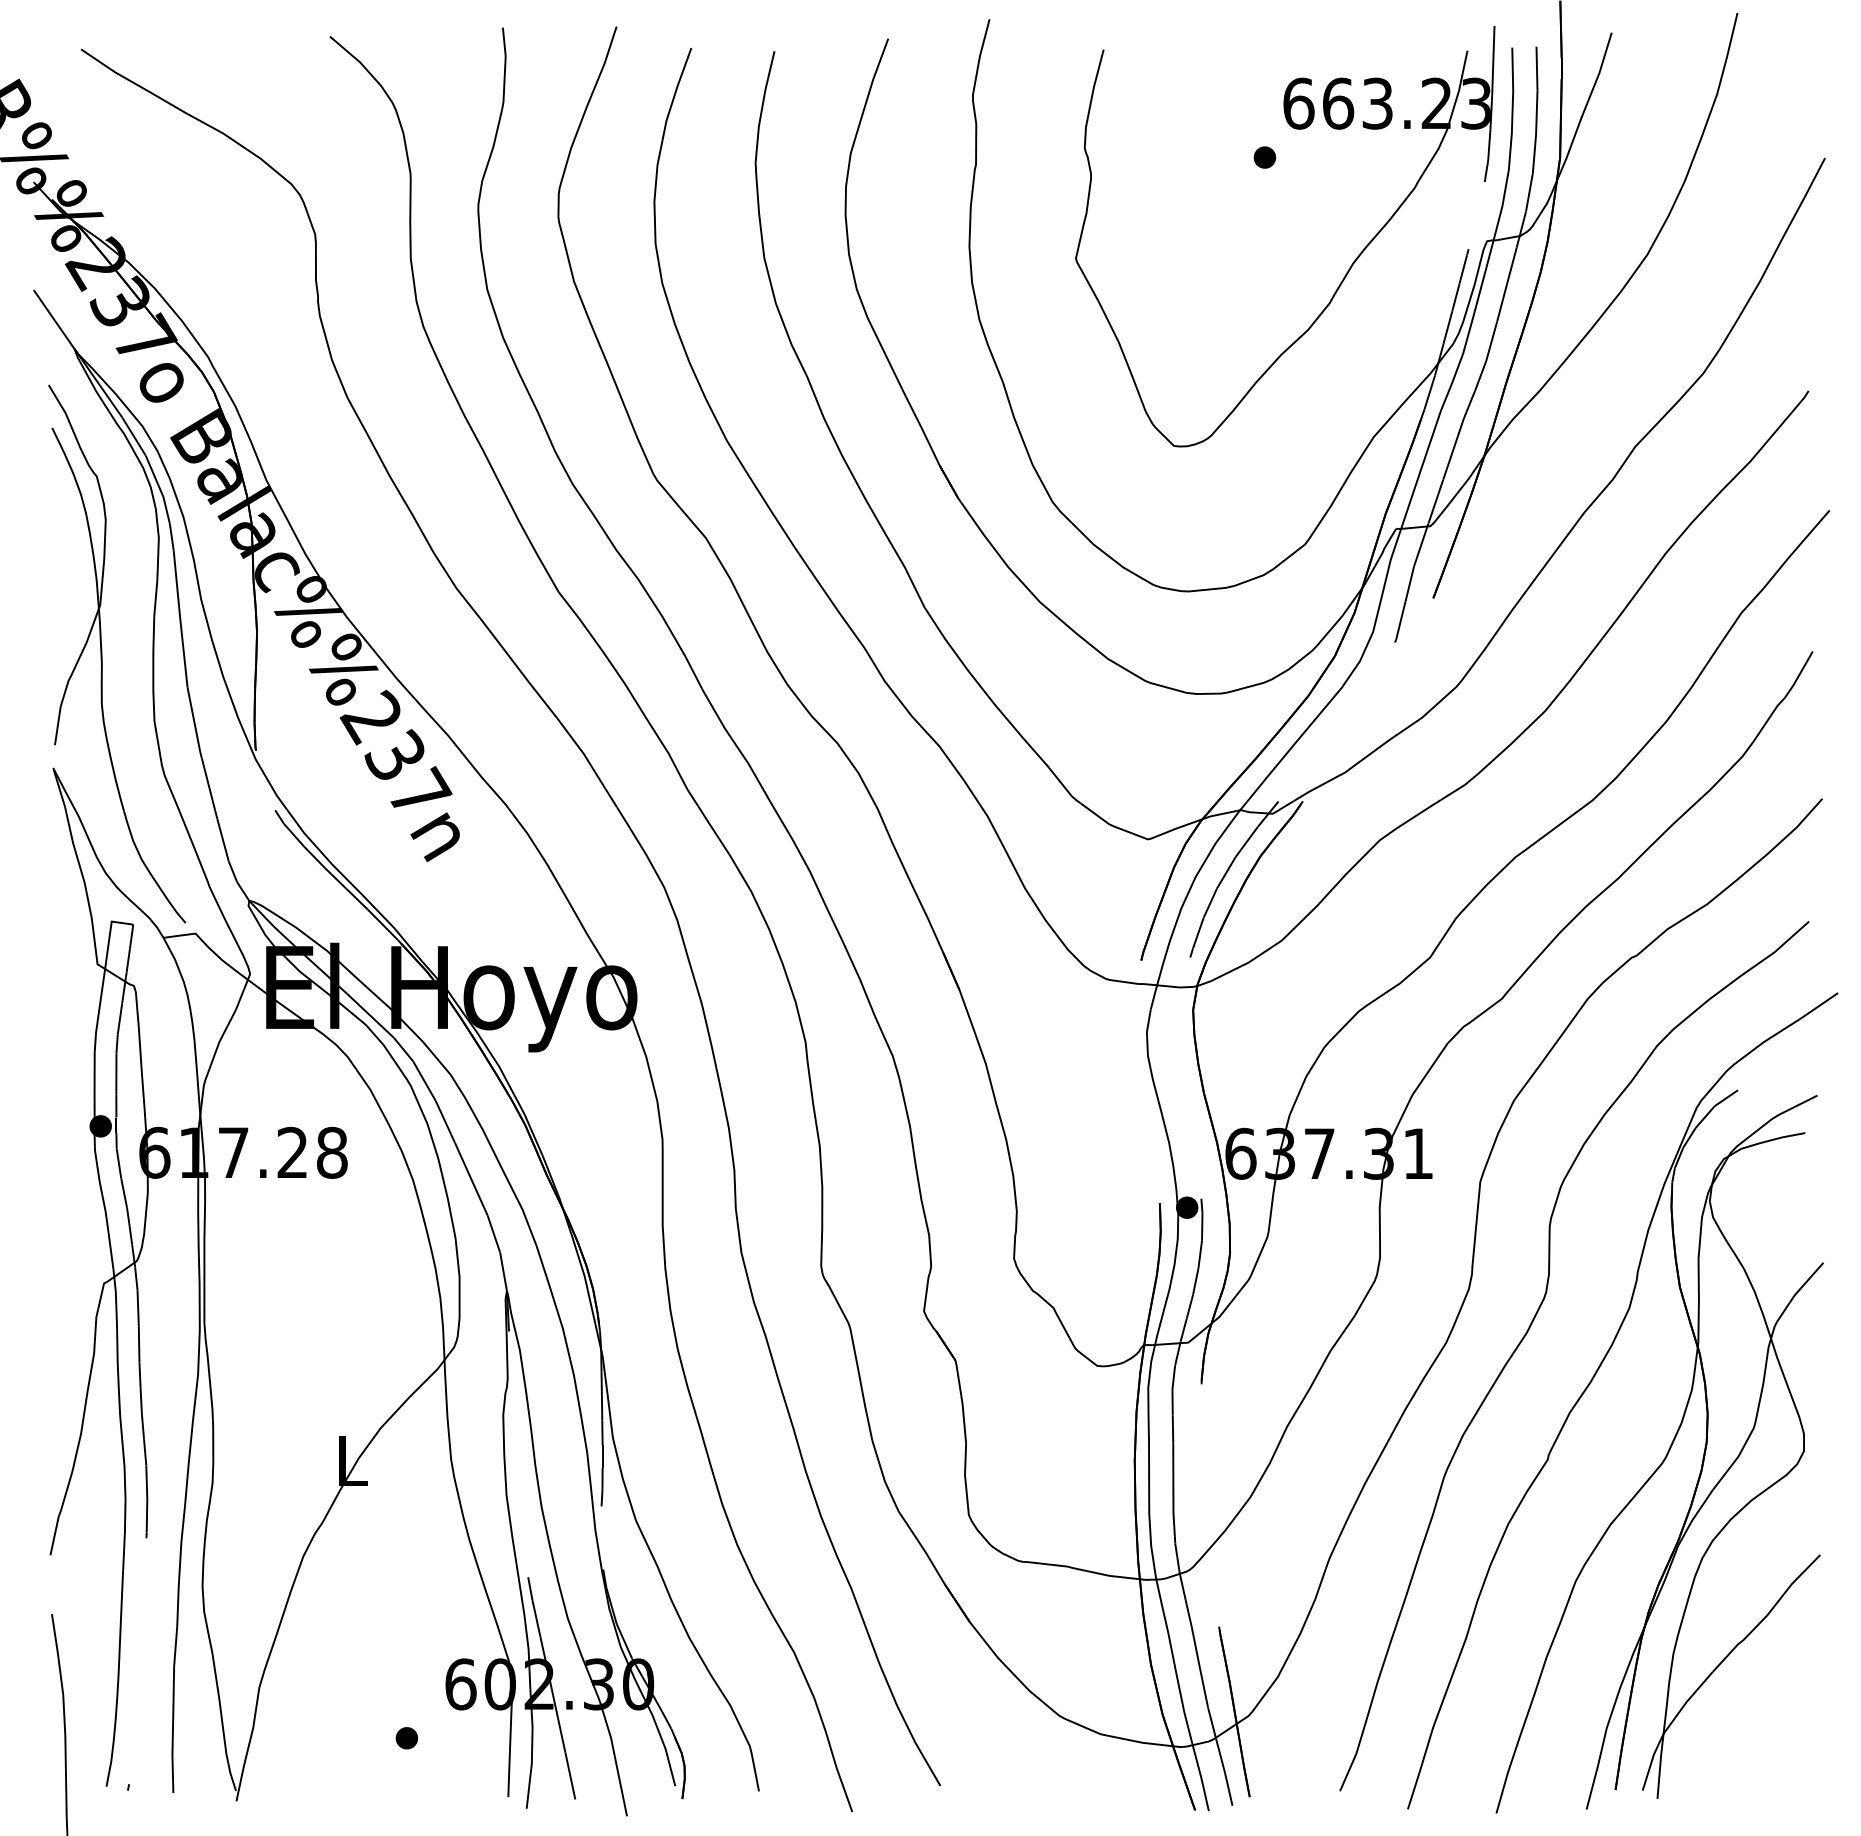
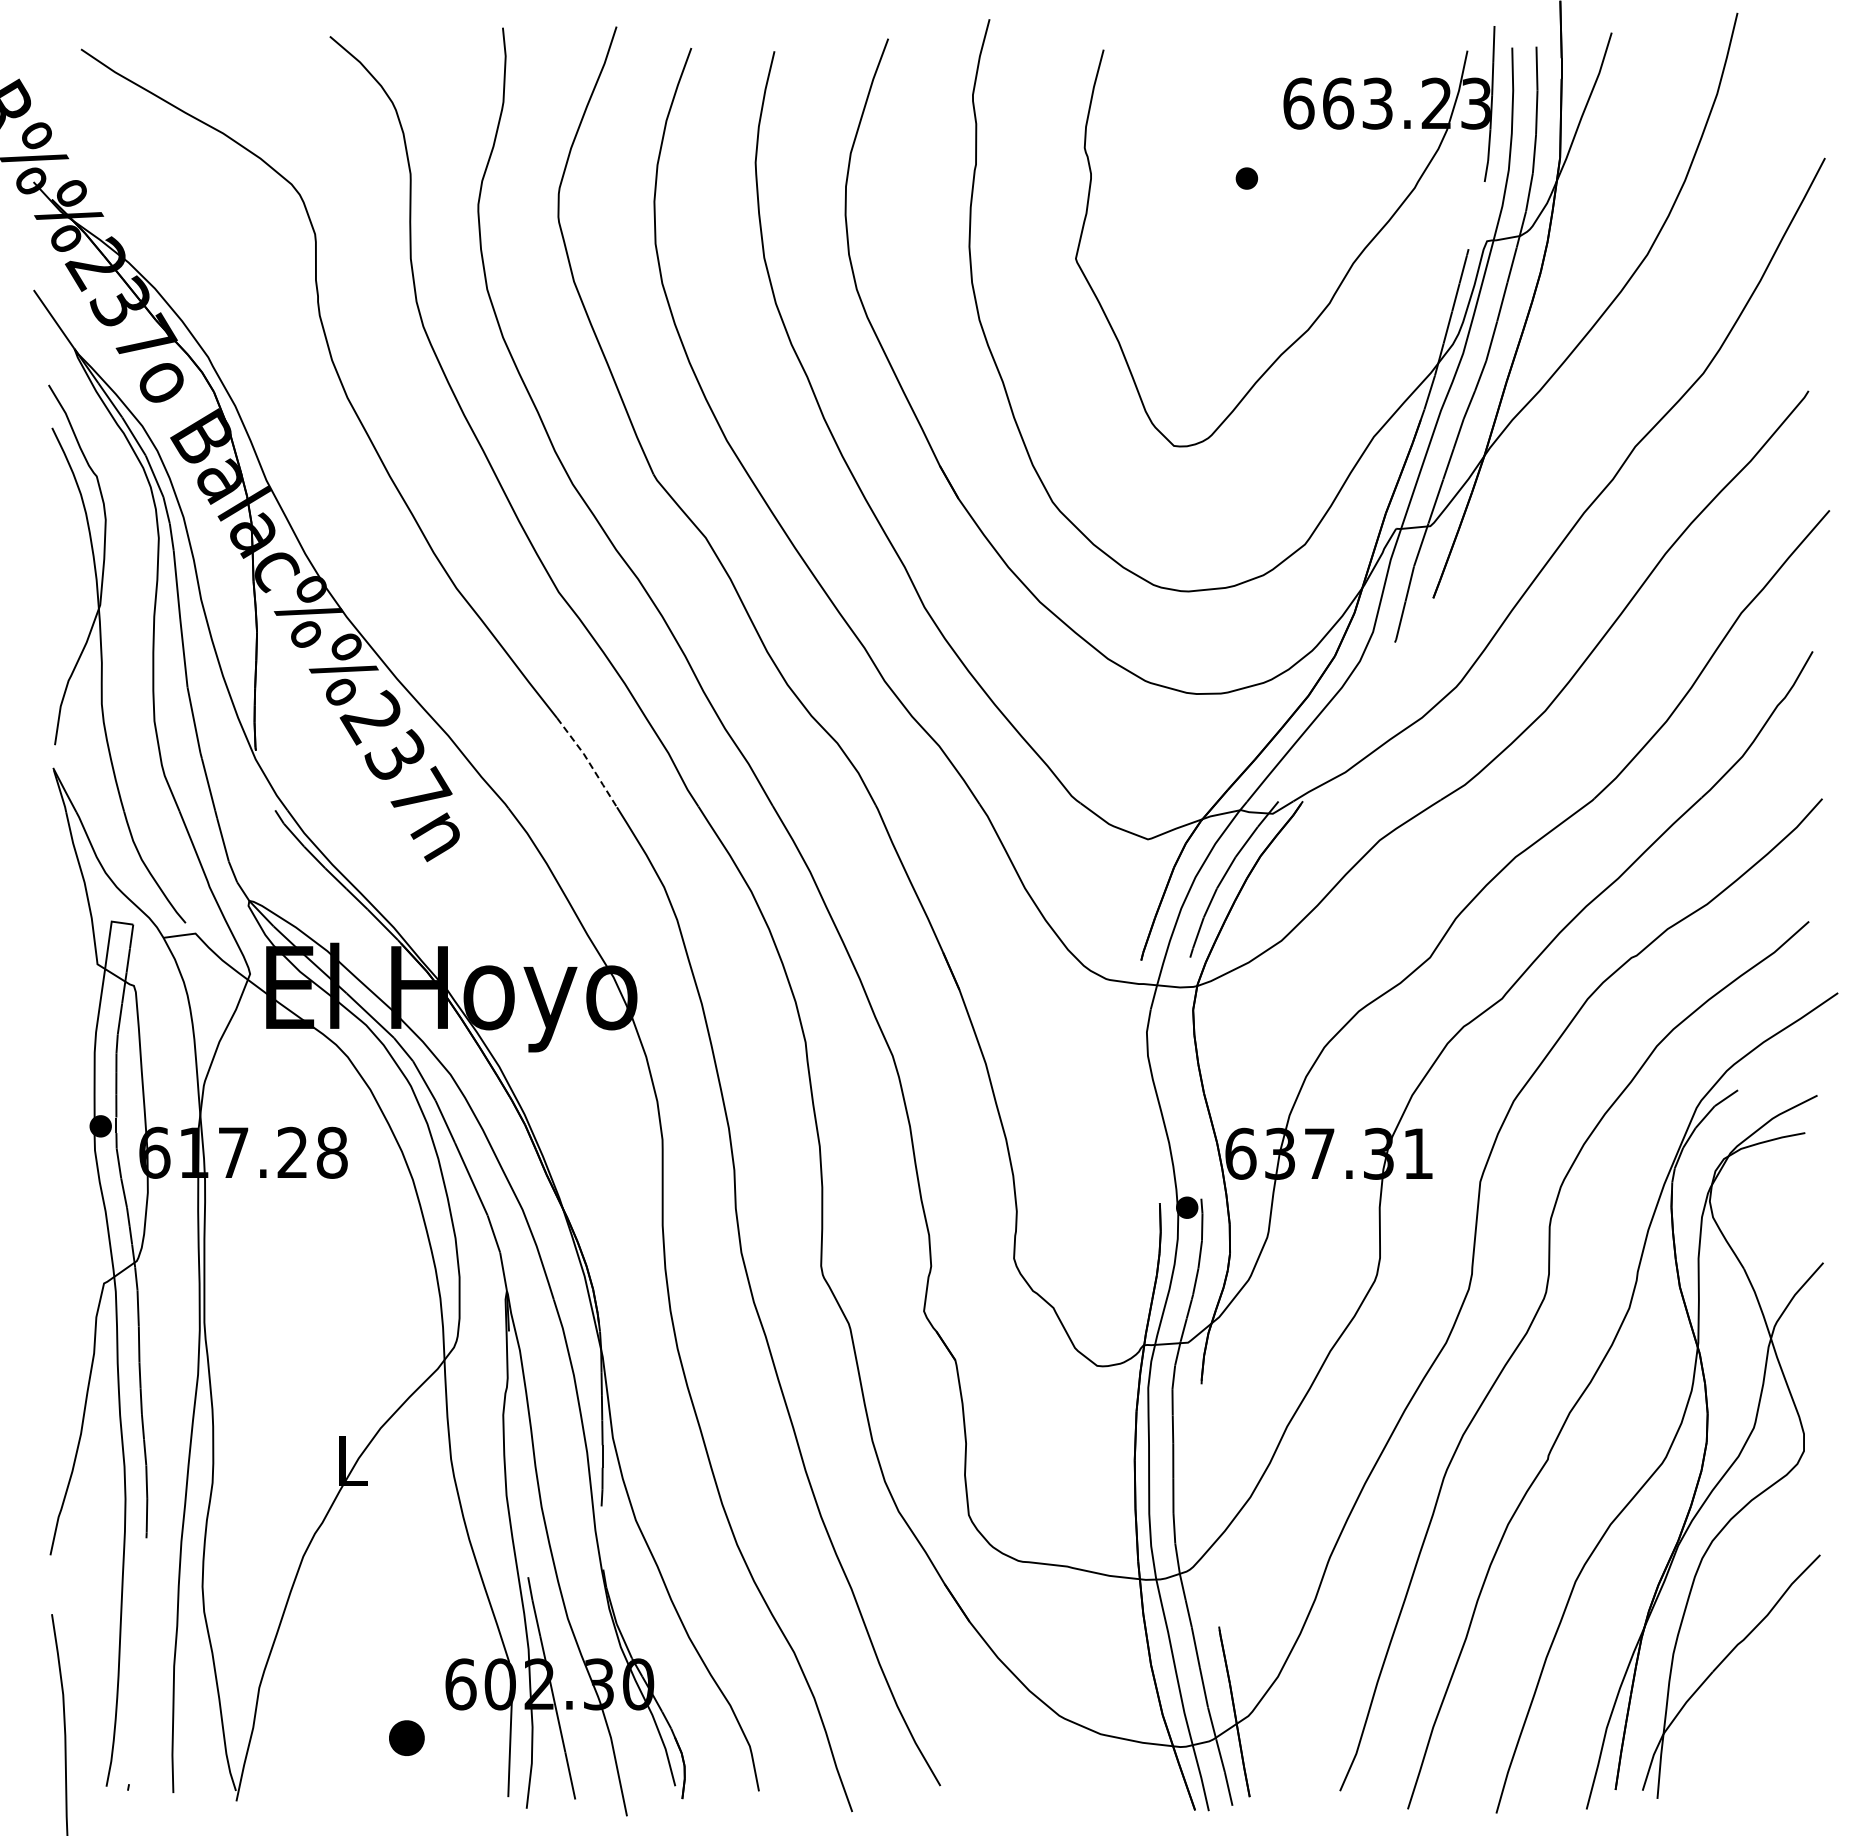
part position: (1264, 157) -> (1246, 178) (1246, 178)
line: solid -> dashed (588, 762)
part size: 24x23 px -> 36x36 px (406, 1737)
